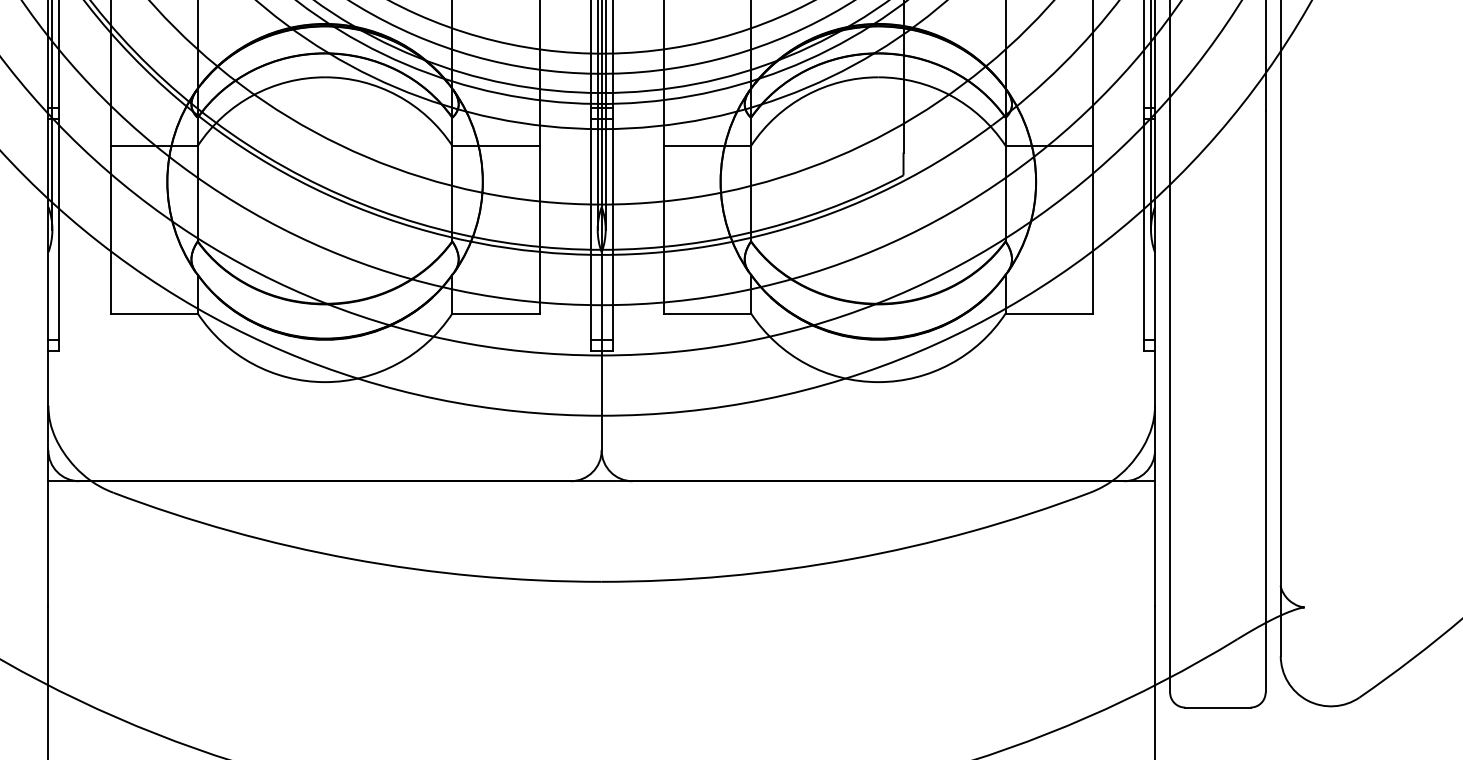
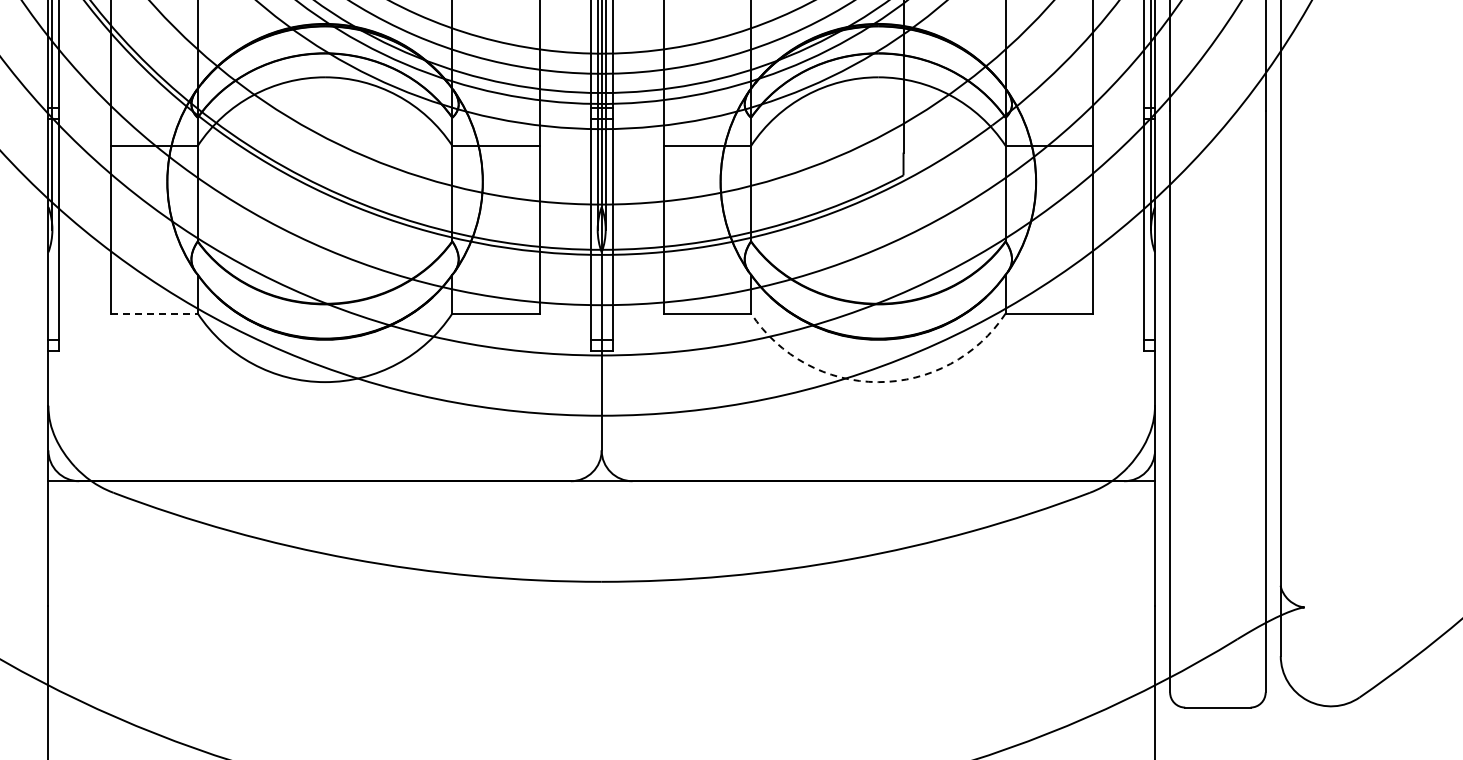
line: solid -> dashed (154, 313)
arc: solid -> dashed (878, 382)
